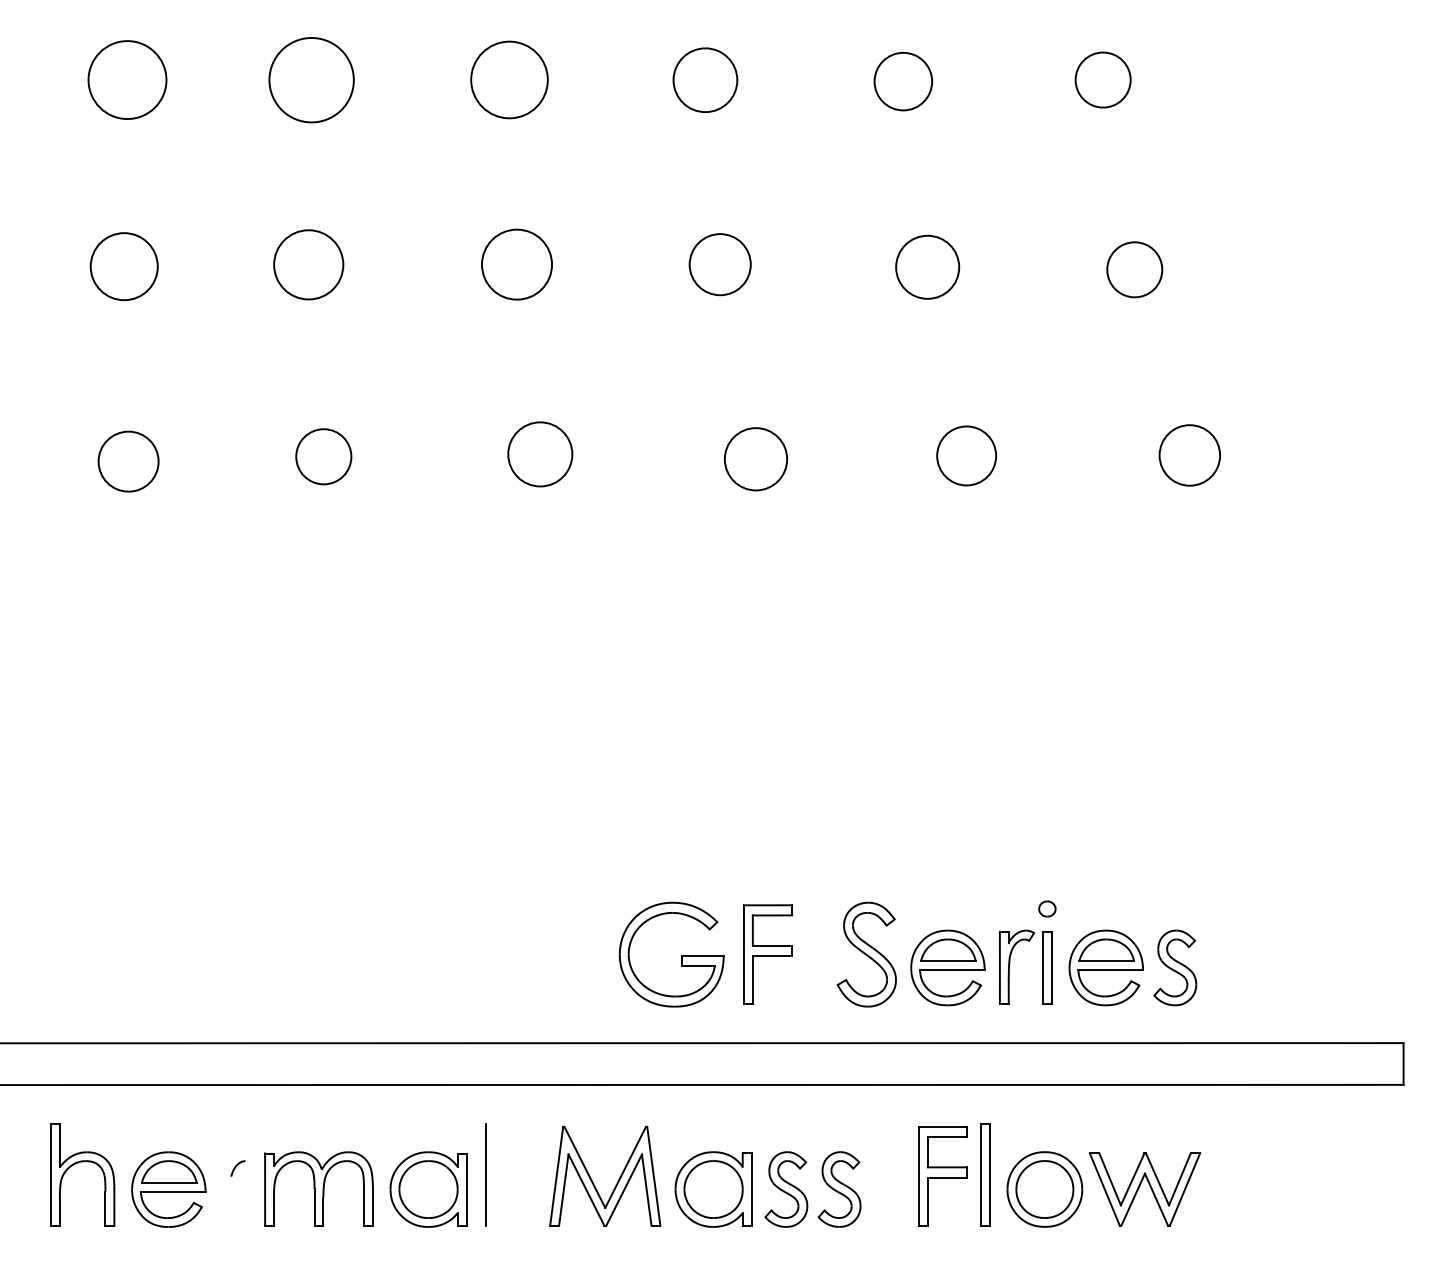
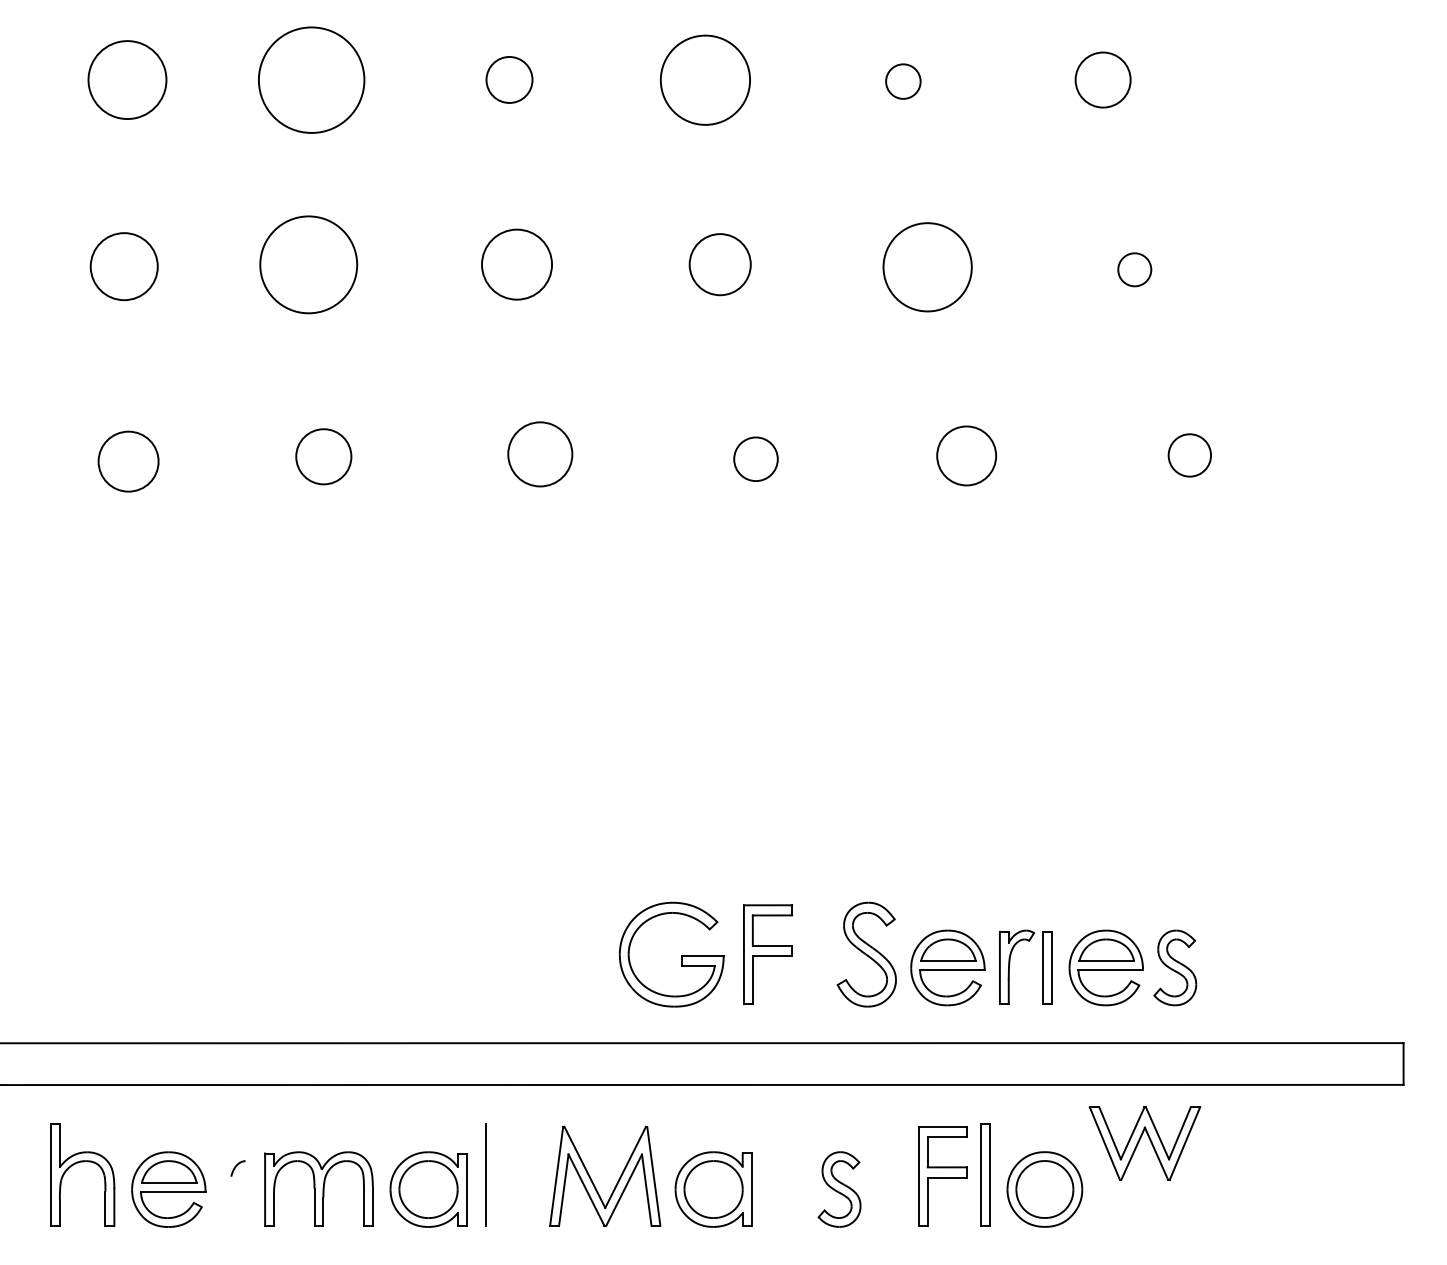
circle diameter: 77 px -> 46 px (509, 79)
circle diameter: 84 px -> 106 px (311, 79)
circle diameter: 64 px -> 89 px (705, 79)
circle diameter: 58 px -> 35 px (903, 81)
circle diameter: 69 px -> 97 px (308, 264)
circle diameter: 63 px -> 88 px (927, 267)
circle diameter: 55 px -> 33 px (1134, 269)
circle diameter: 61 px -> 42 px (1189, 455)
circle diameter: 62 px -> 44 px (755, 459)
part: present -> none (1047, 908)
part: present -> none (786, 1189)
part position: (1144, 1189) -> (1144, 1143) (1144, 1143)
